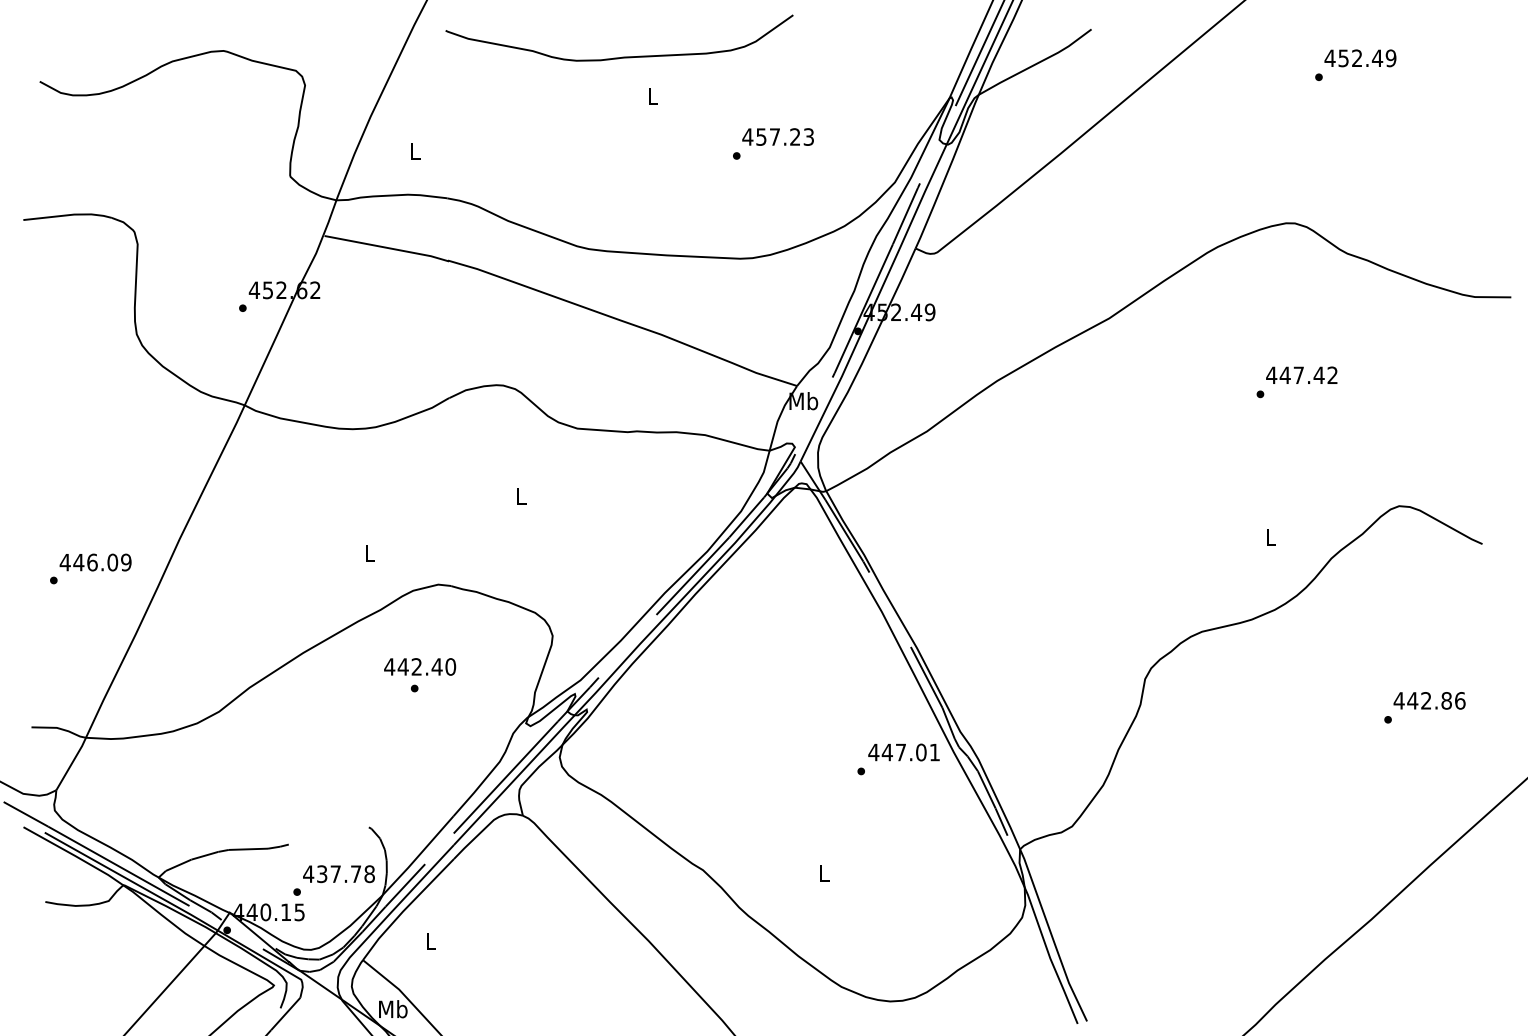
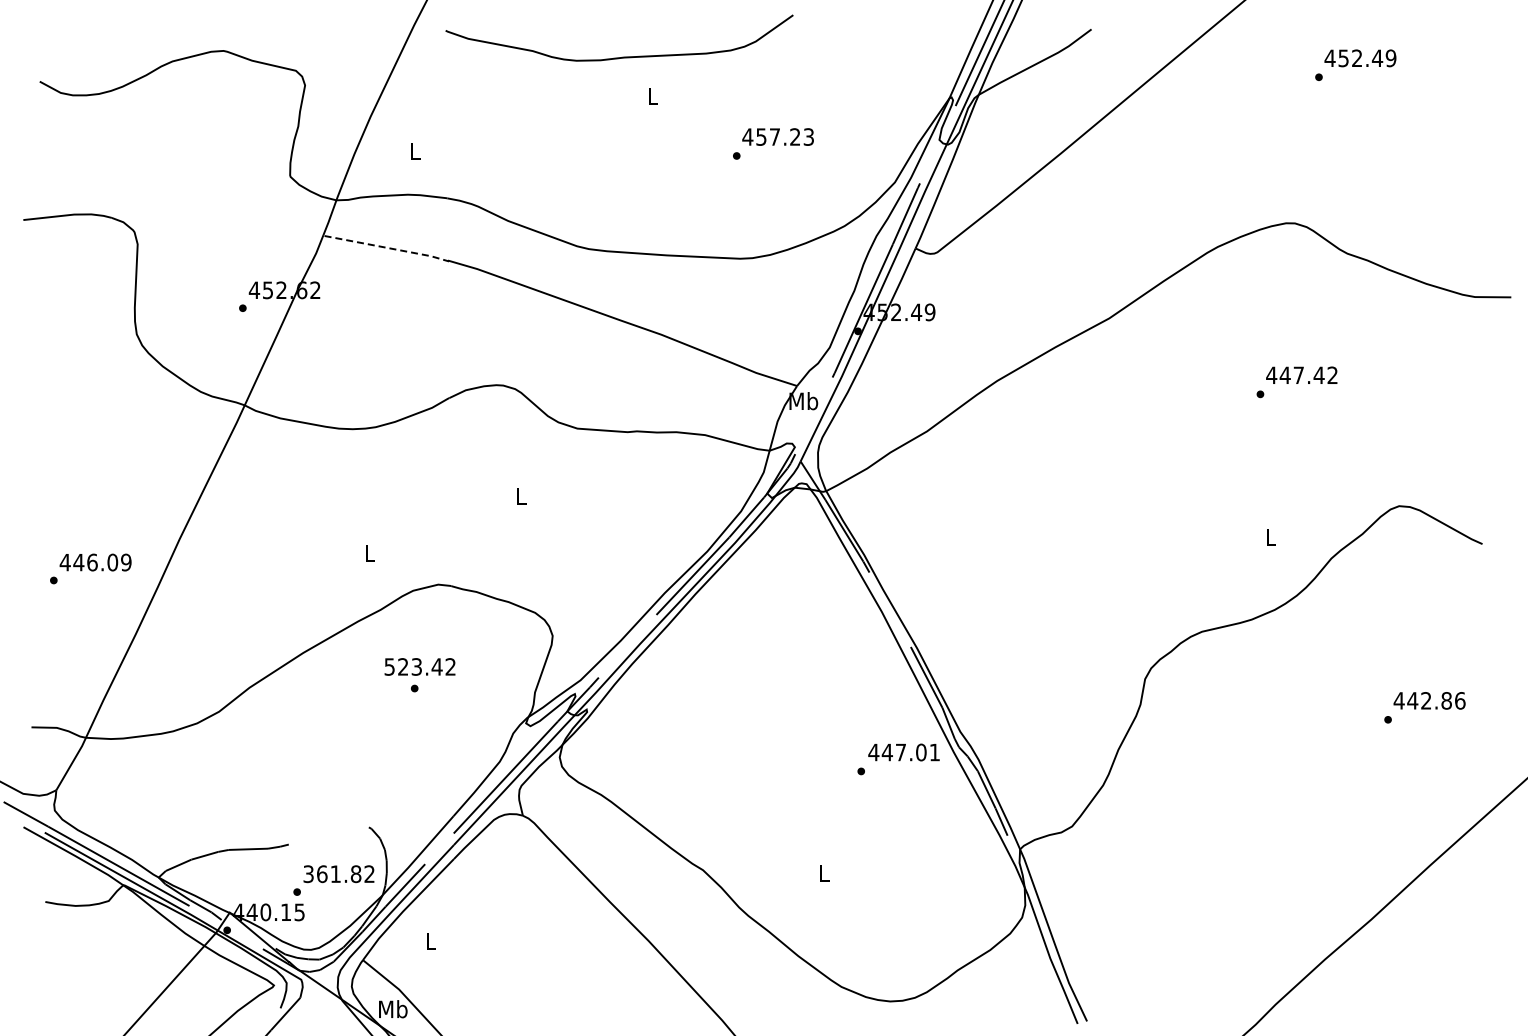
line: solid -> dashed (388, 248)
text: 442.40 -> 523.42 (420, 666)
text: 437.78 -> 361.82 (338, 874)
